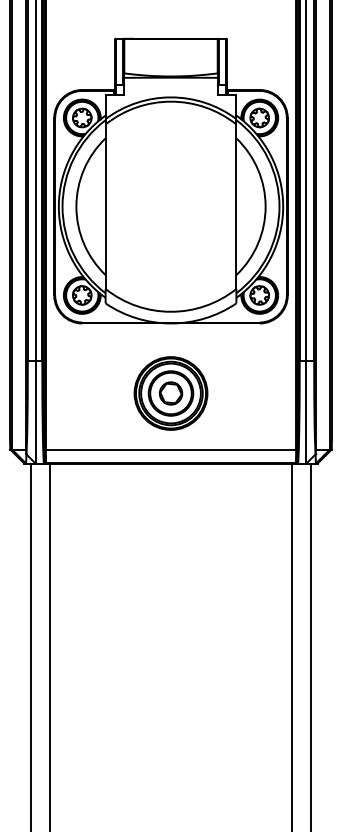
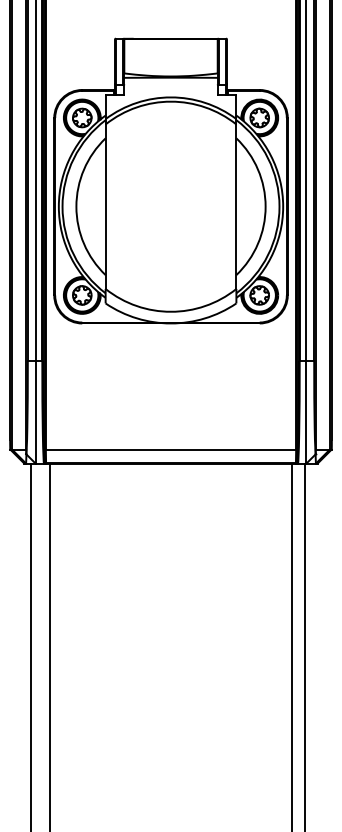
part: present -> none (170, 393)
line position: (311, 645) -> (305, 645) (305, 645)
